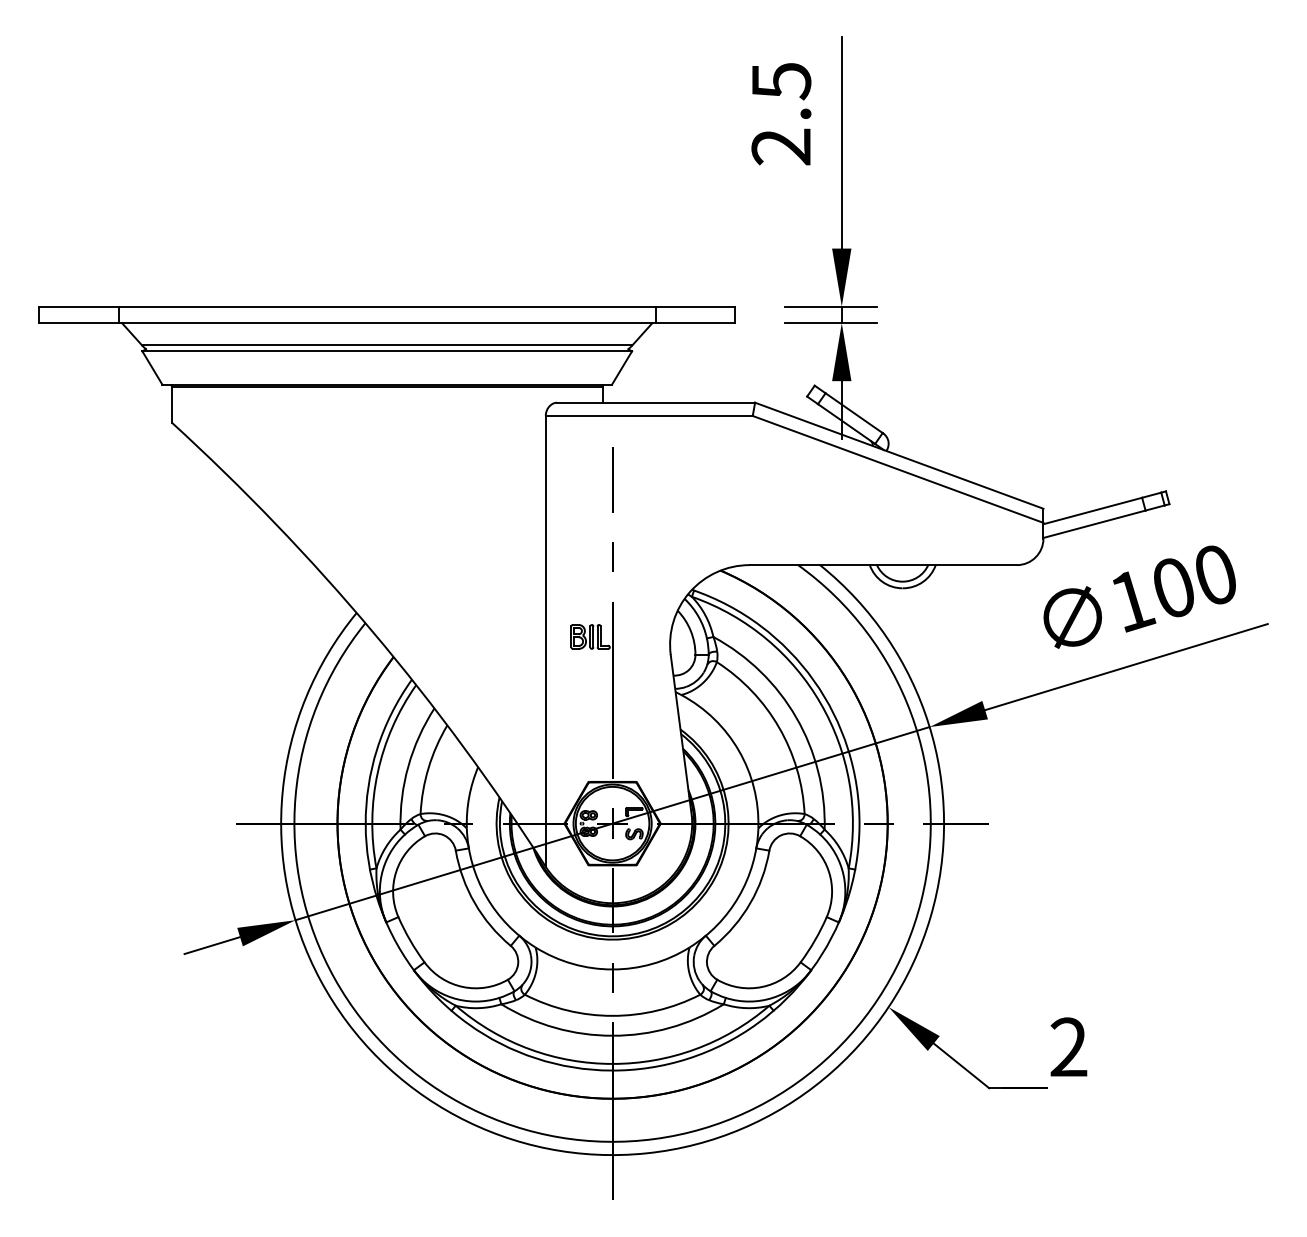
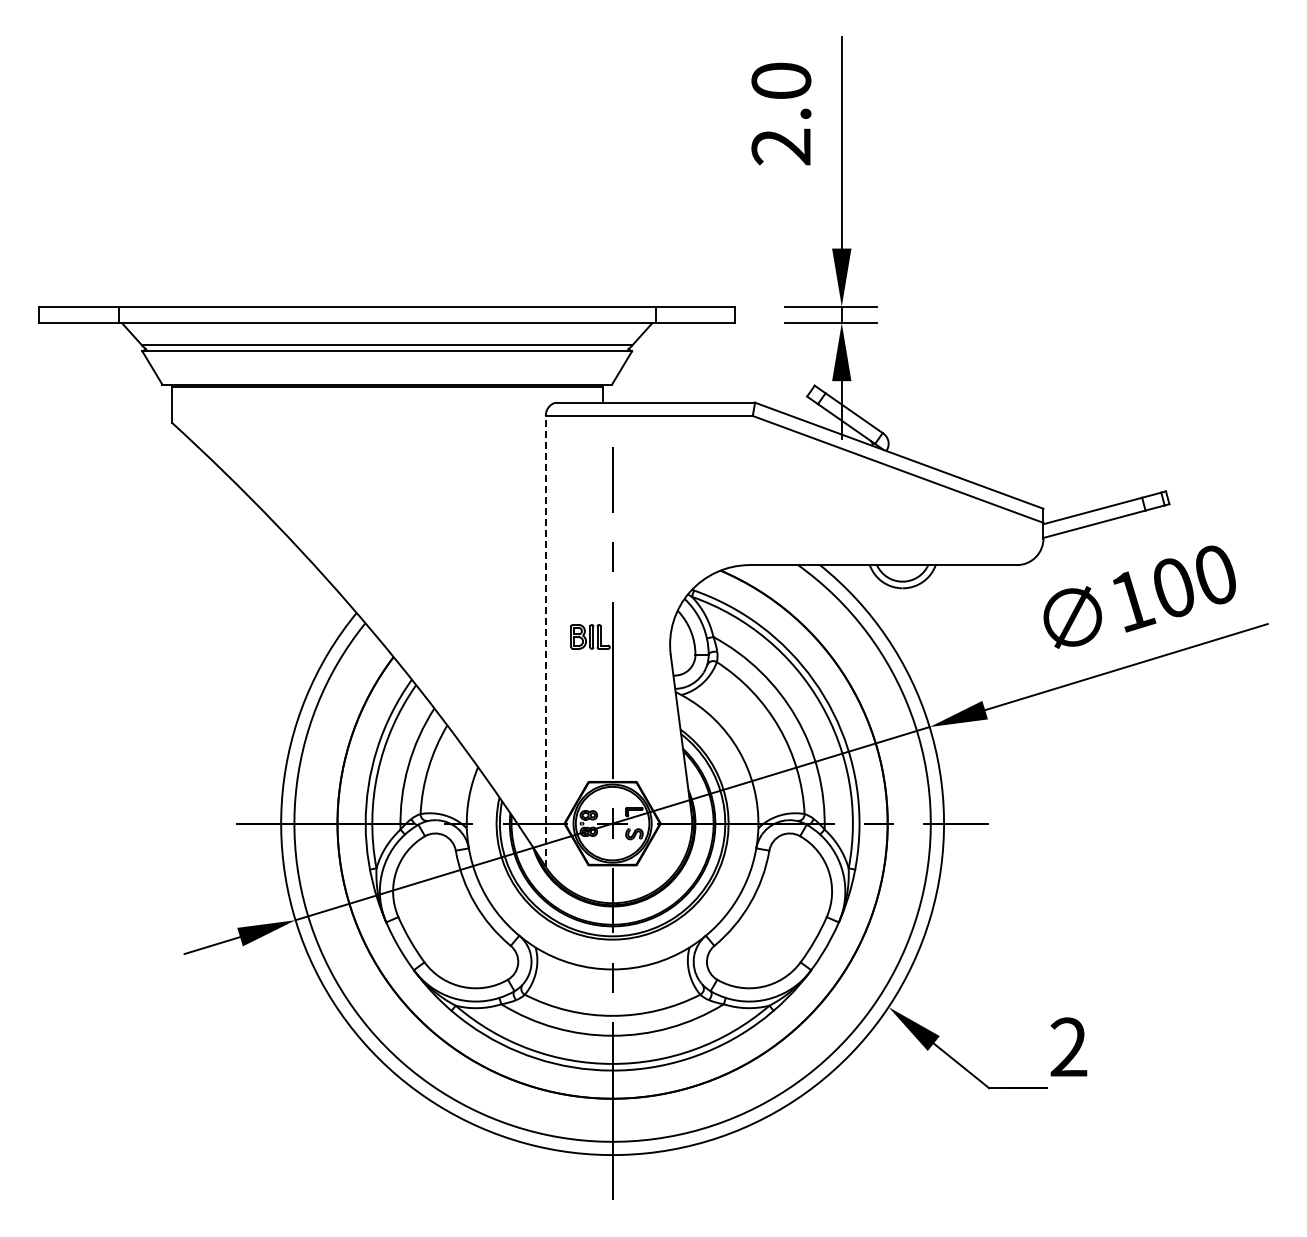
text: 2.5 -> 2.0 (781, 81)
line: solid -> dashed (545, 640)
